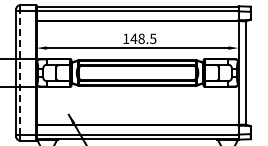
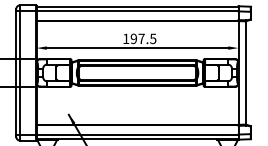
text: 148.5 -> 197.5 (137, 38)
line: dashed -> solid (20, 72)
